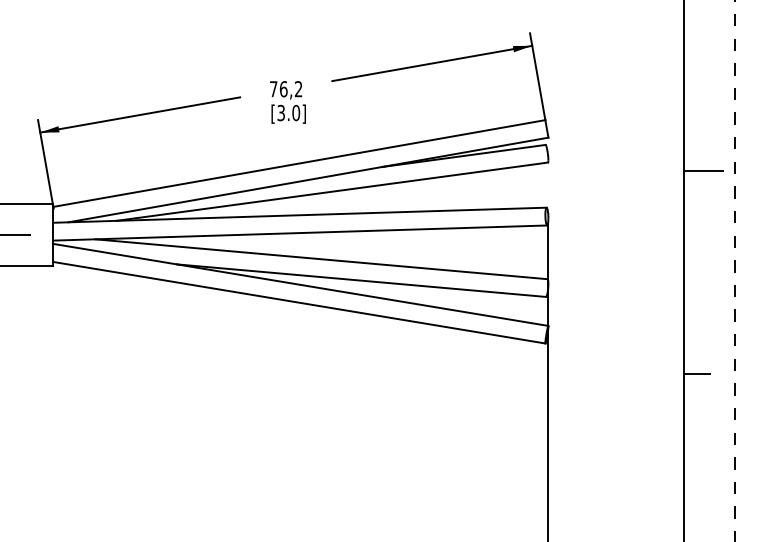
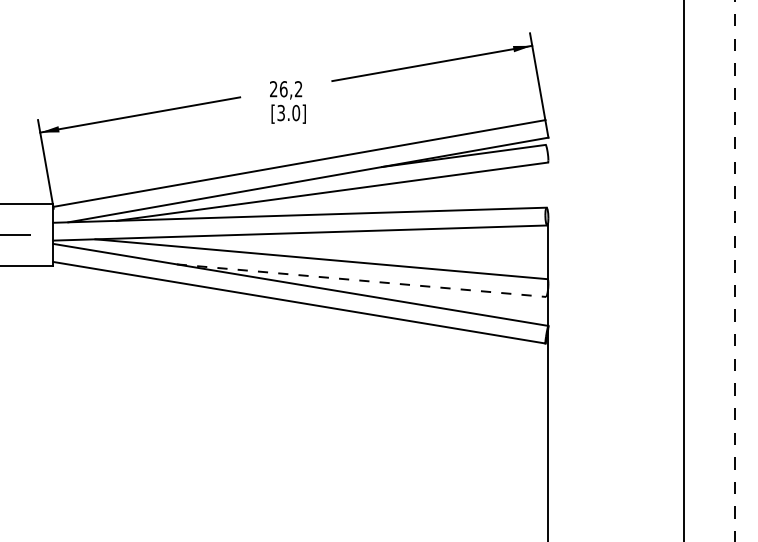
text: 76,2 -> 26,2 (273, 89)
line: present -> none (703, 170)
line: solid -> dashed (361, 280)
line: present -> none (696, 374)
